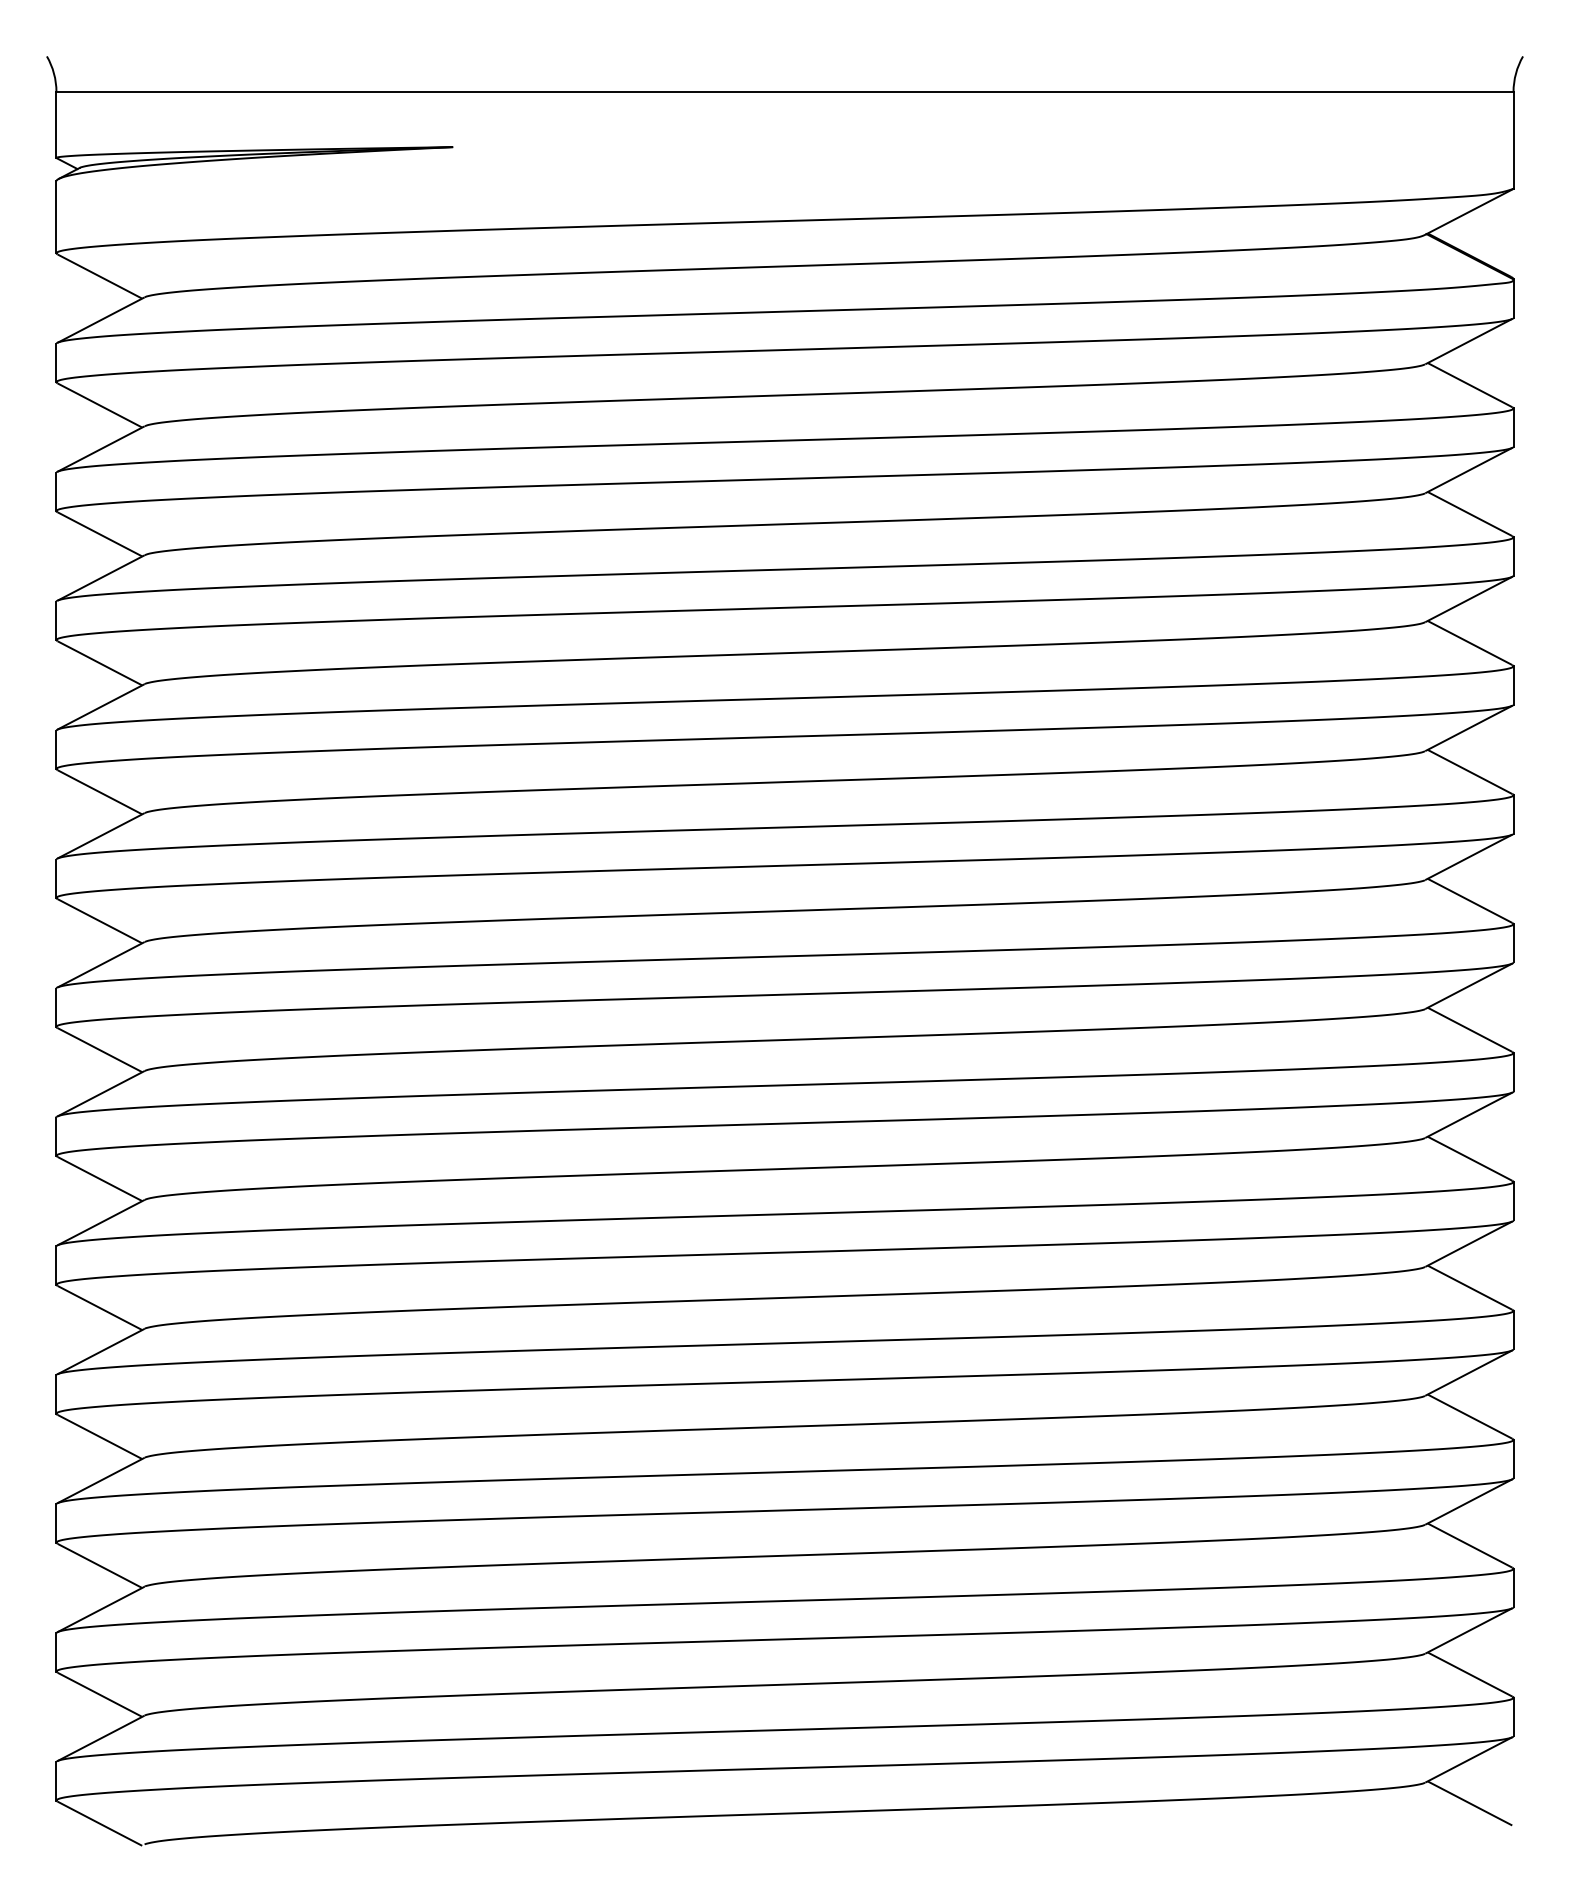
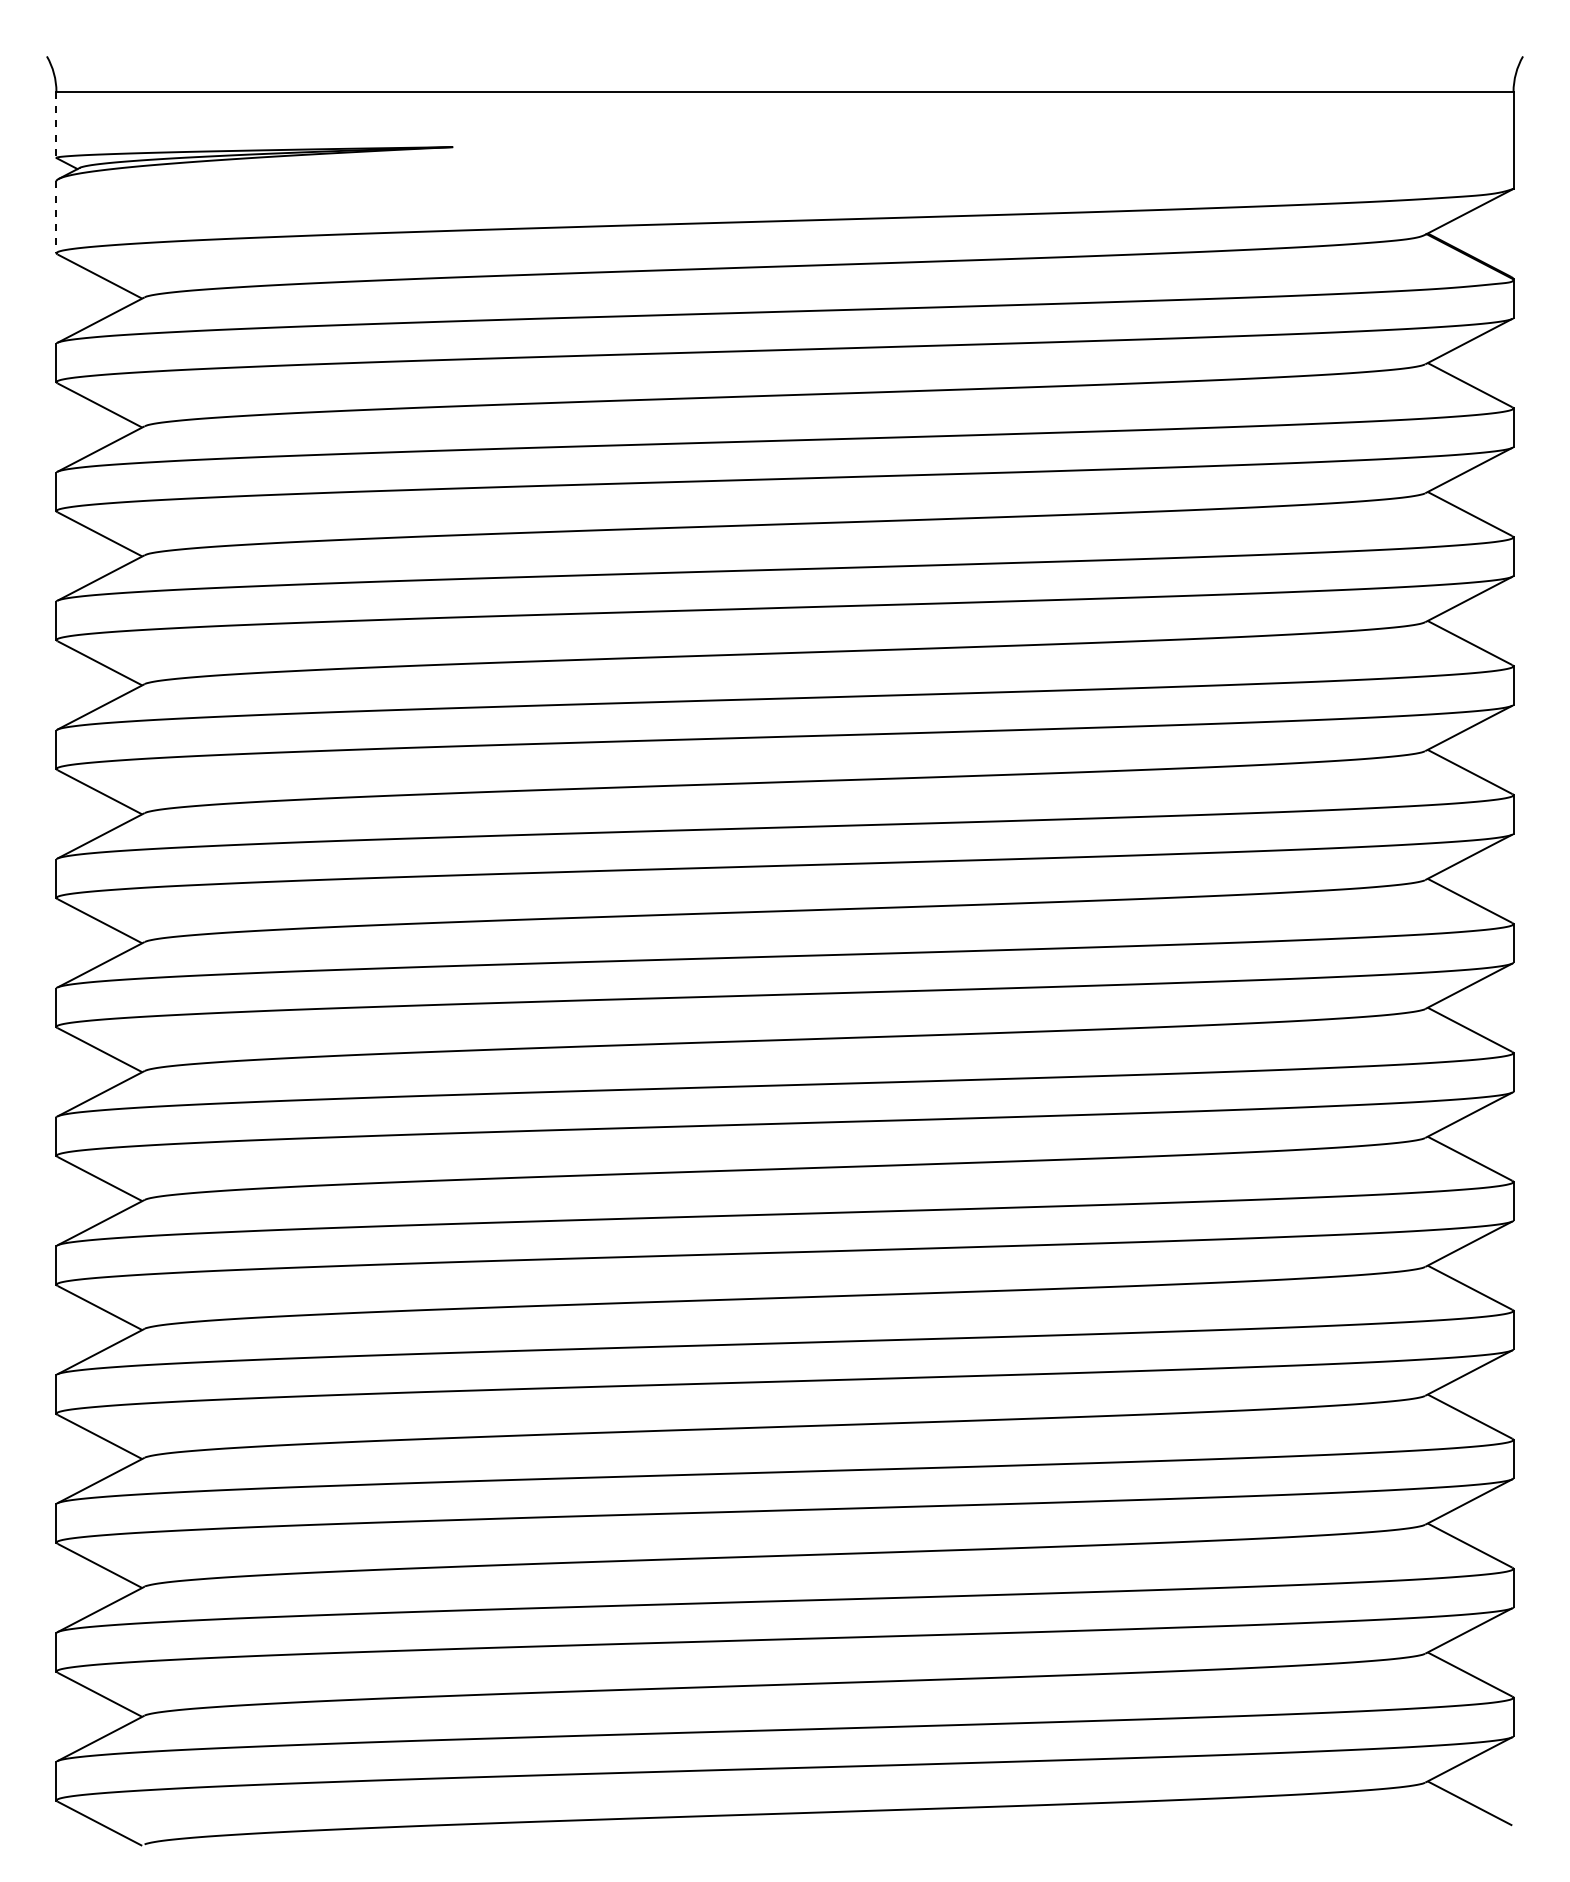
line: solid -> dashed (56, 124)
line: solid -> dashed (56, 217)
